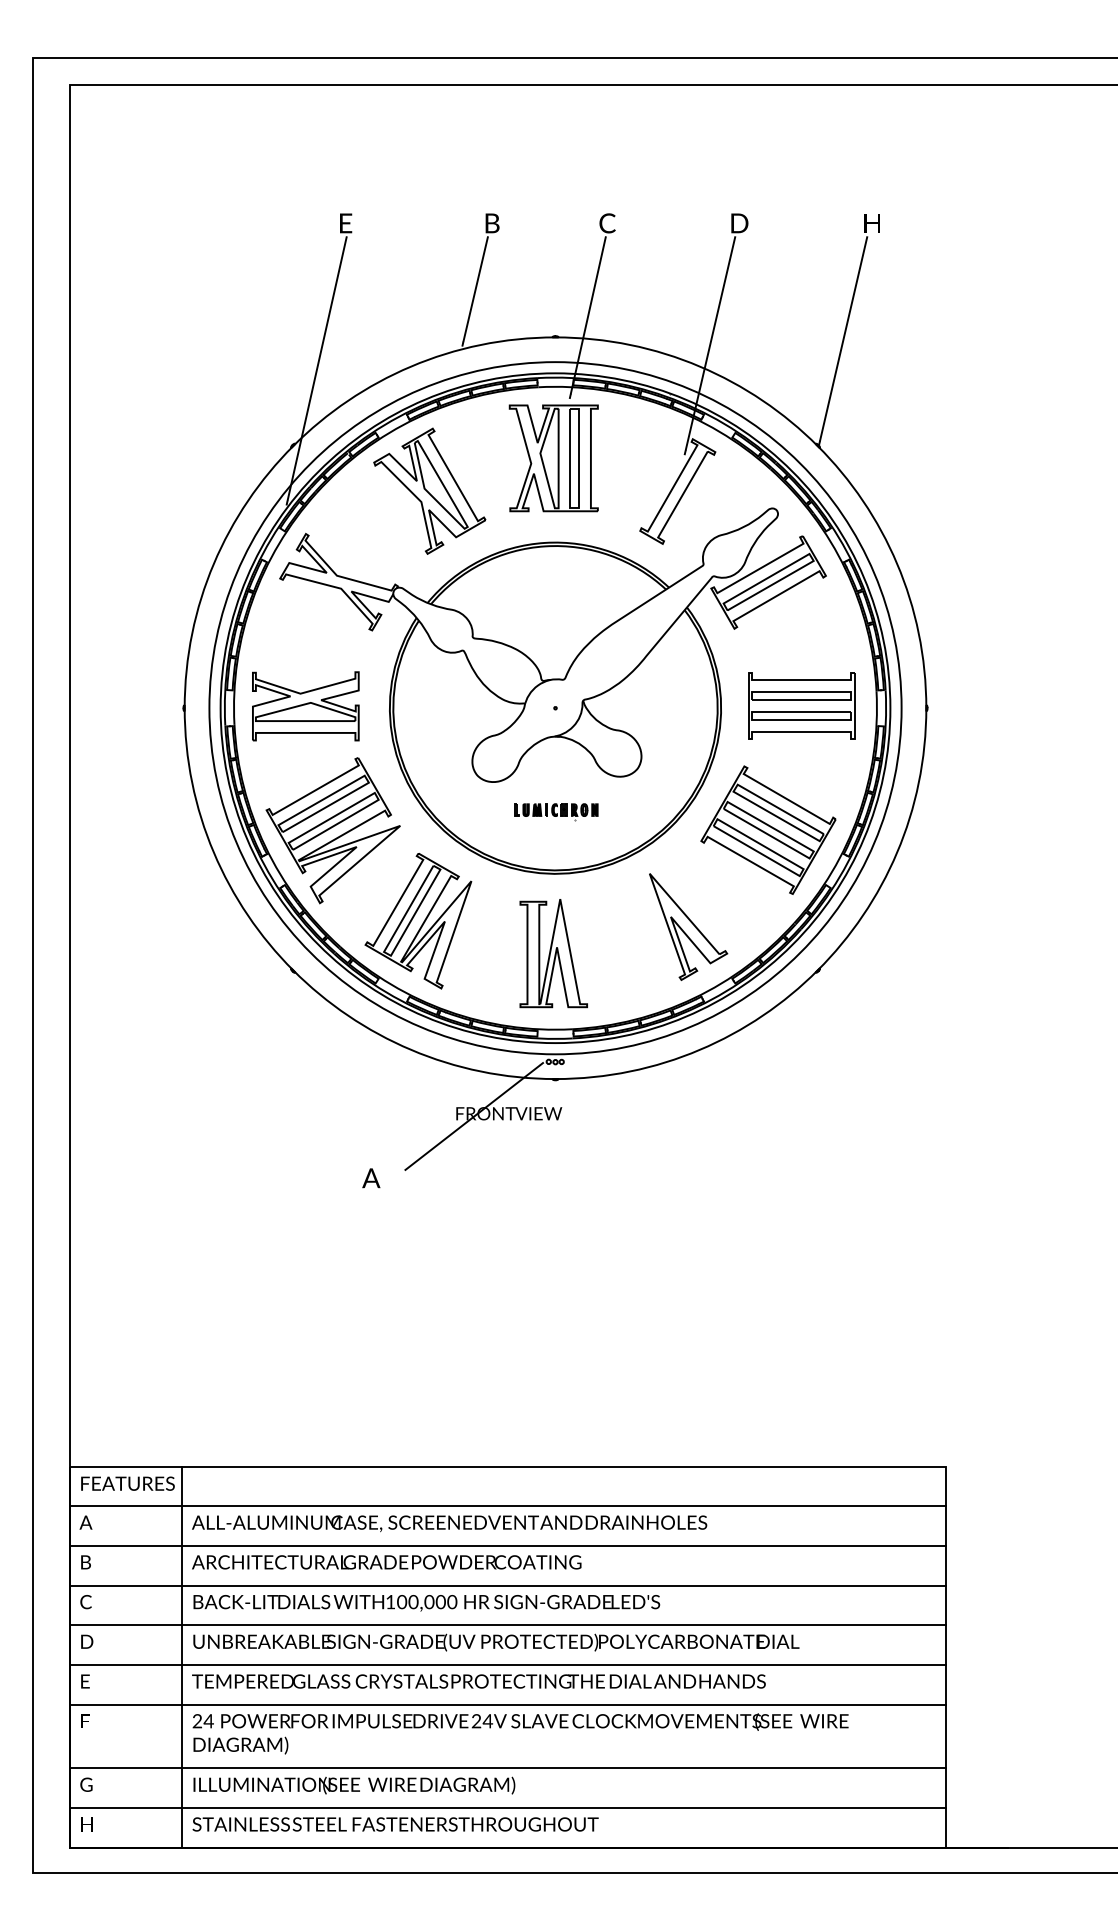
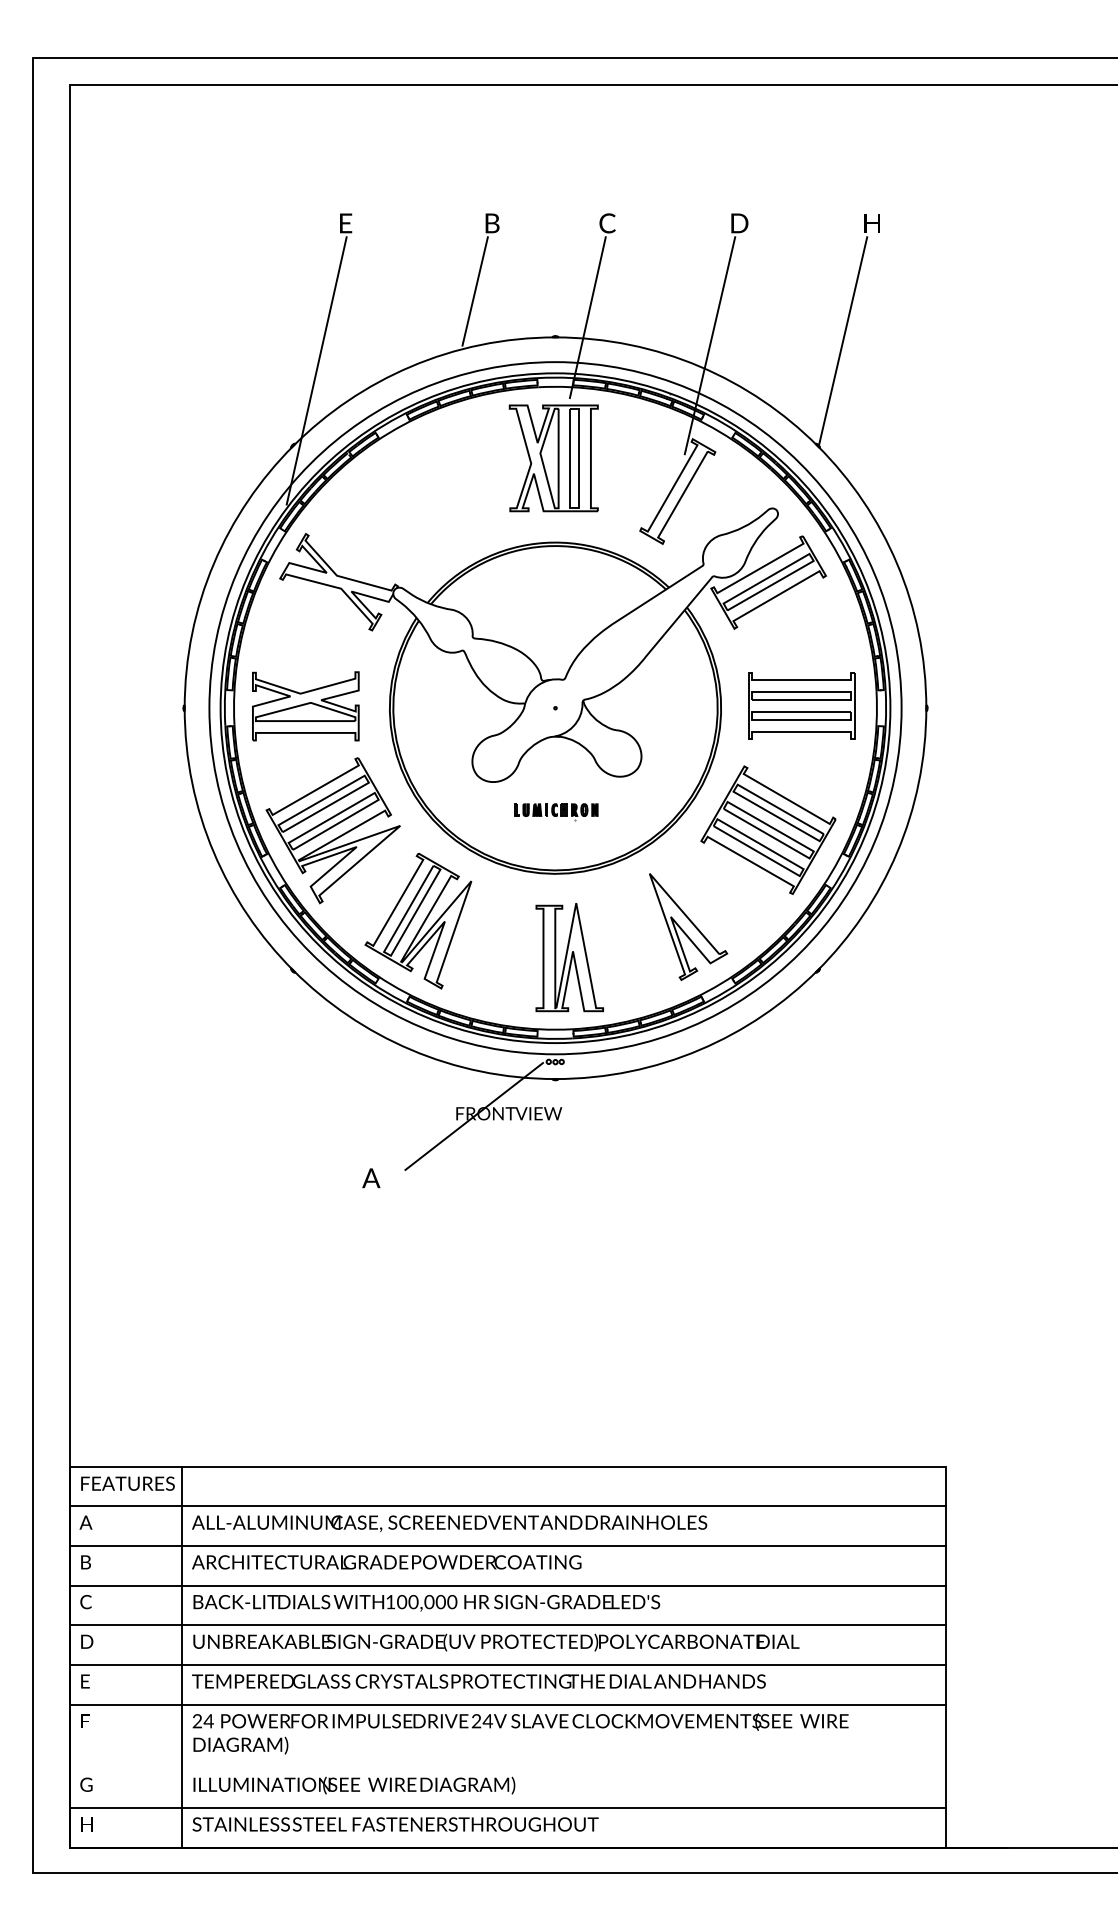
part: present -> none (429, 490)
part position: (553, 953) -> (569, 957) (569, 957)
line: present -> none (507, 1768)
